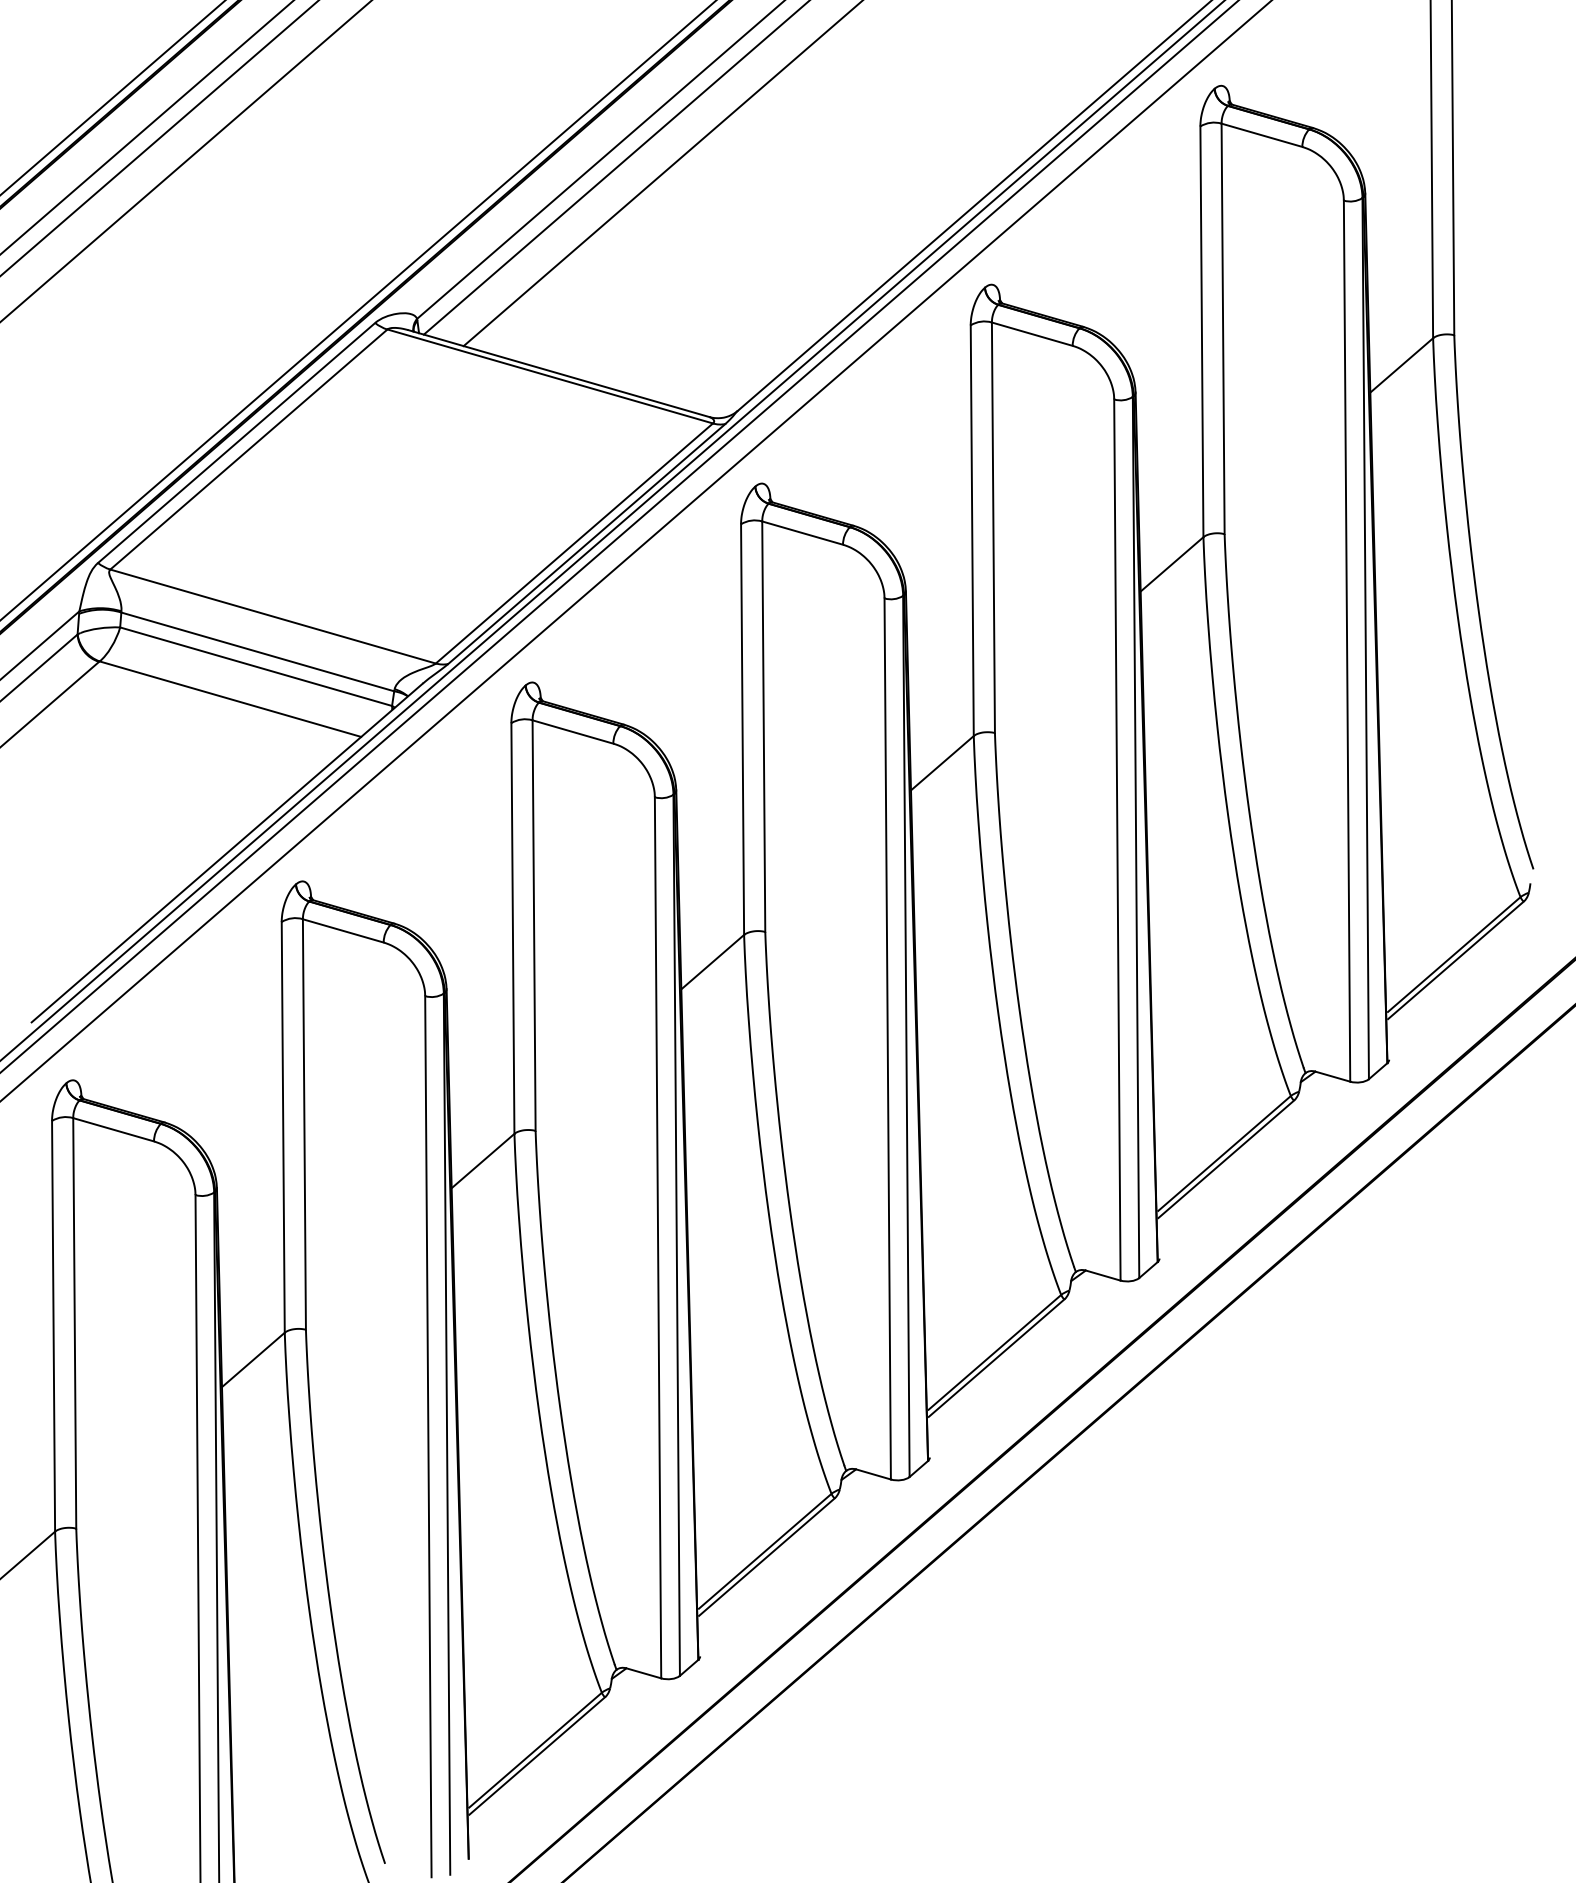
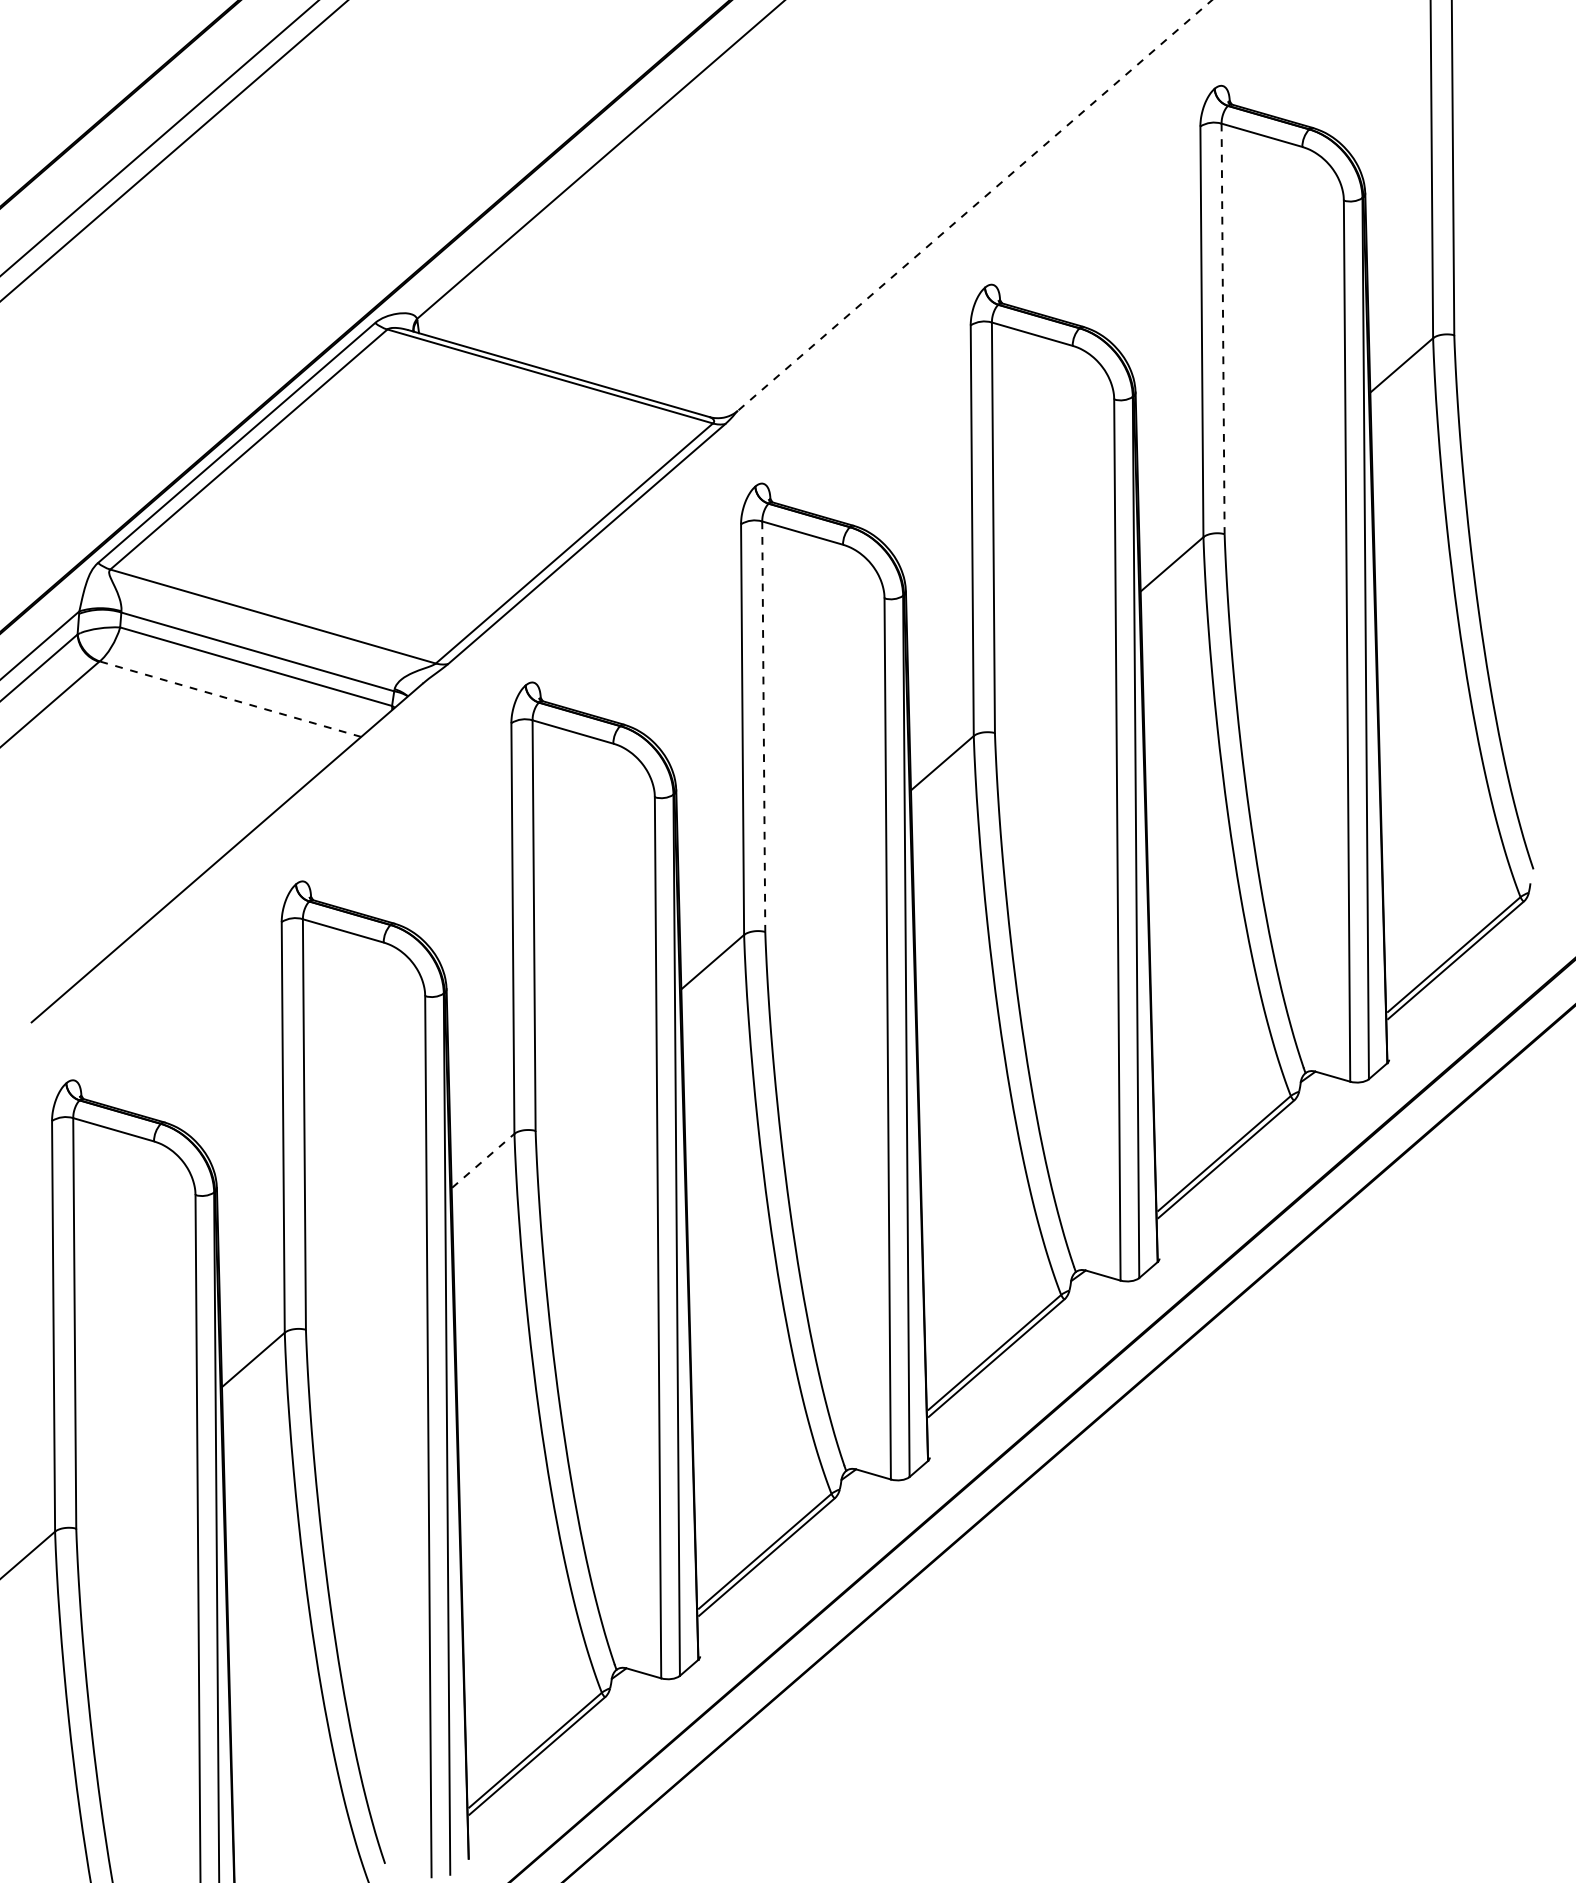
line: present -> none (112, 97)
line: present -> none (146, 127)
line position: (185, 161) -> (173, 150) (173, 150)
line: present -> none (615, 168)
line: present -> none (661, 174)
line: solid -> dashed (974, 206)
line: present -> none (358, 310)
line: solid -> dashed (1223, 329)
line: present -> none (612, 530)
line: present -> none (619, 536)
line: present -> none (635, 550)
line: solid -> dashed (230, 699)
line: solid -> dashed (763, 727)
line: solid -> dashed (483, 1160)
